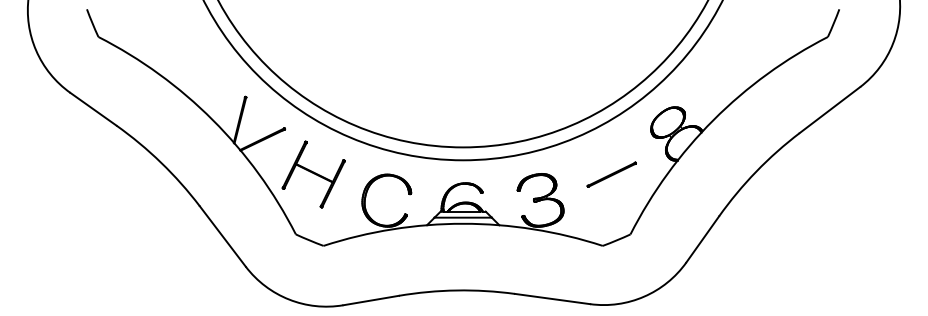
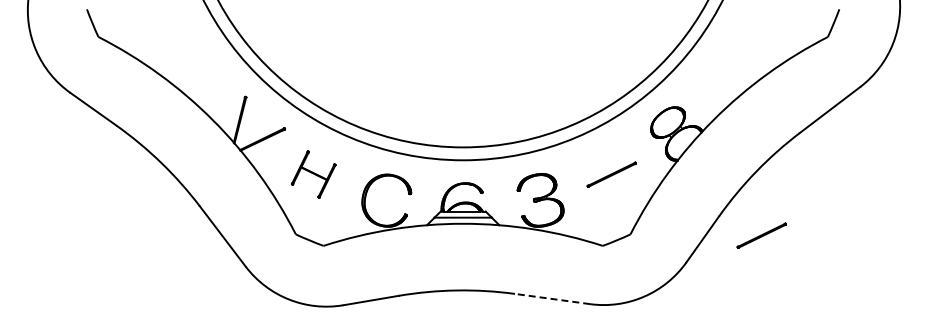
part size: 65x69 px -> 46x49 px (313, 174)
line: none -> present (761, 235)
line: solid -> dashed (552, 299)
